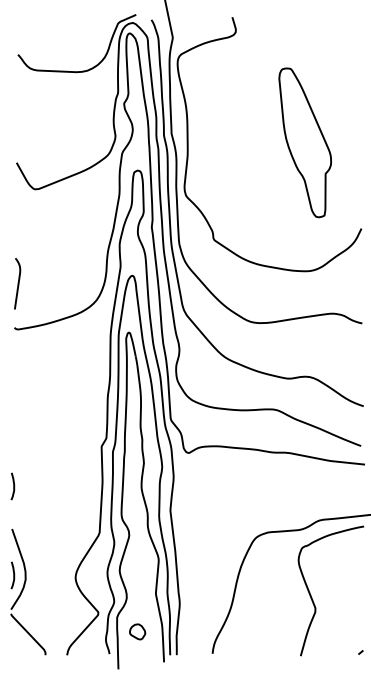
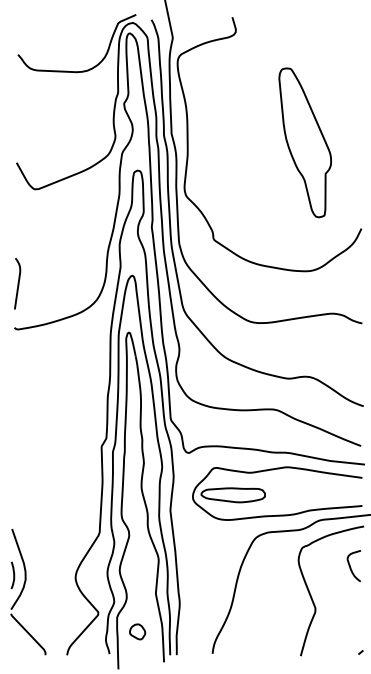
curve: present -> none (13, 486)
part: none -> present (265, 493)
curve: none -> present (351, 567)
